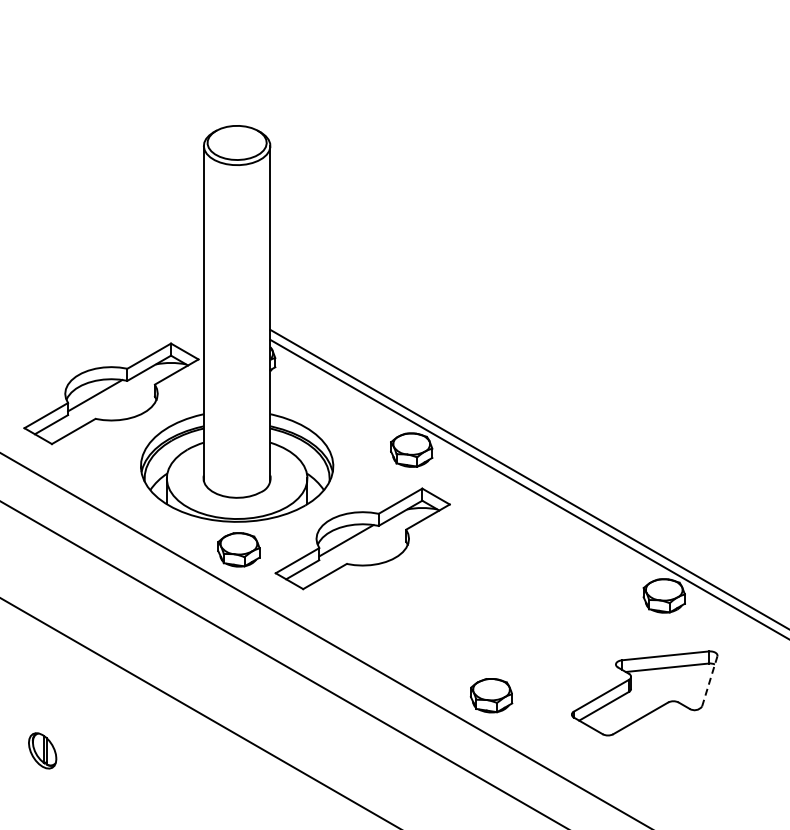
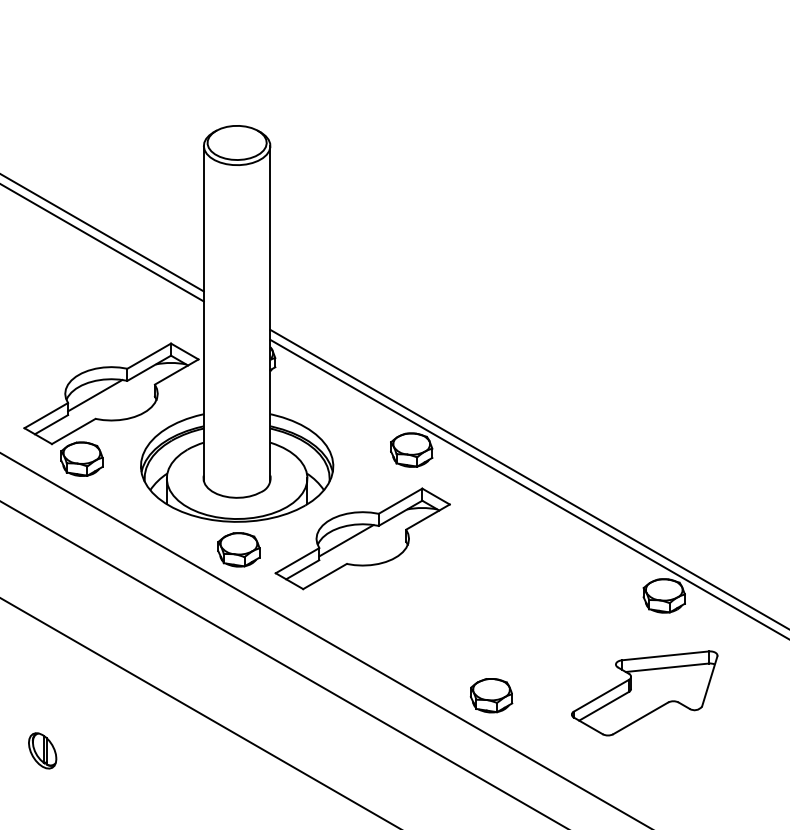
line: none -> present (102, 233)
line: none -> present (102, 243)
part: none -> present (81, 458)
line: dashed -> solid (709, 680)
